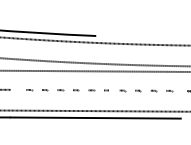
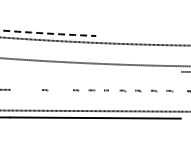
arc: solid -> dashed (47, 33)
line: present -> none (91, 70)
line: present -> none (29, 90)
line: present -> none (60, 90)
